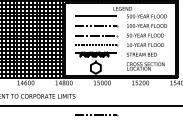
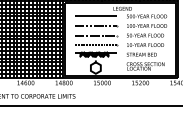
line: present -> none (96, 115)
